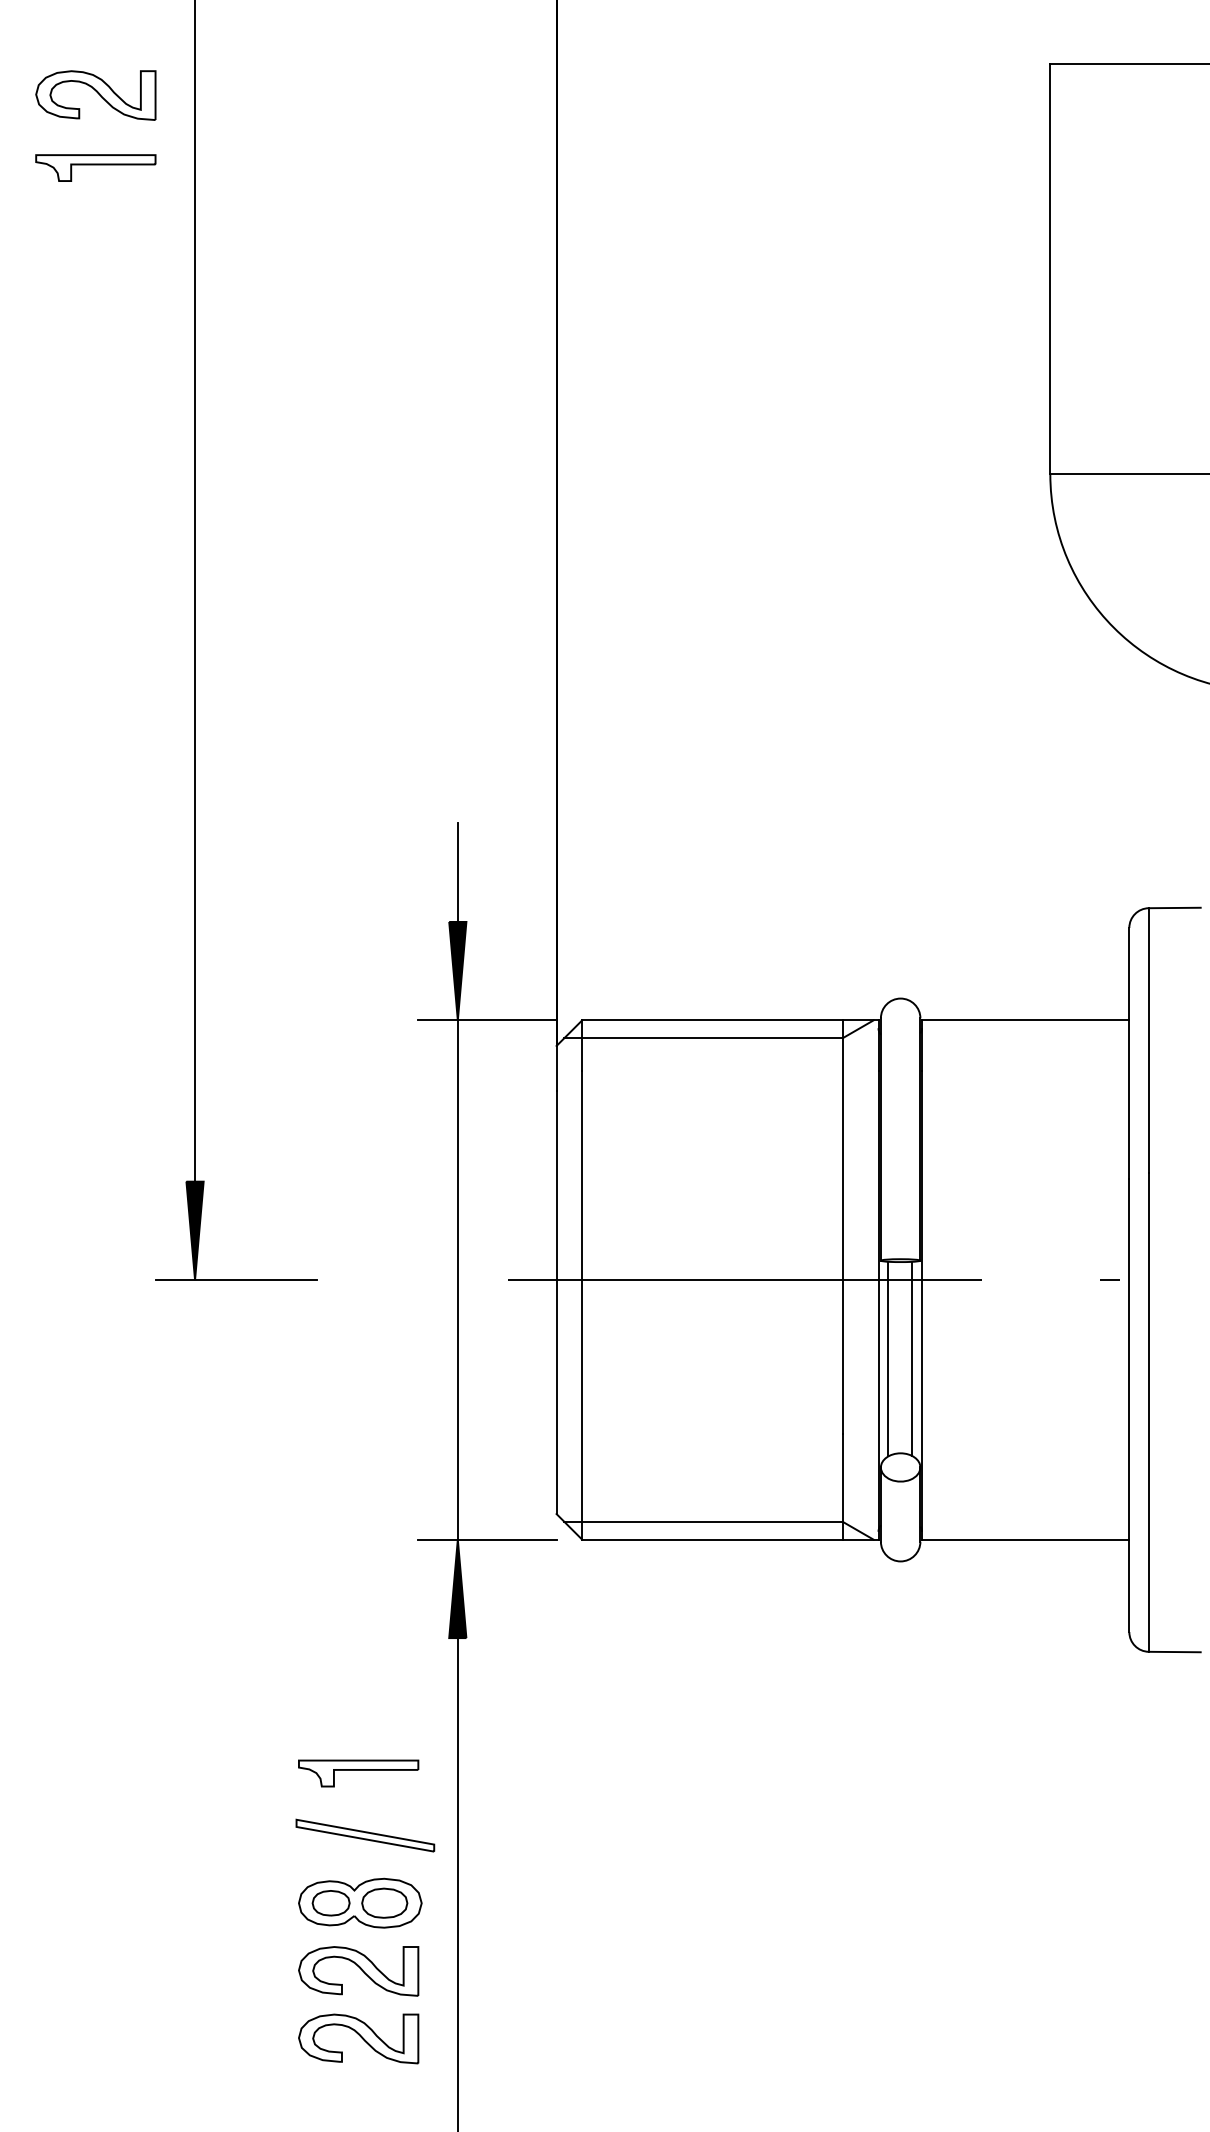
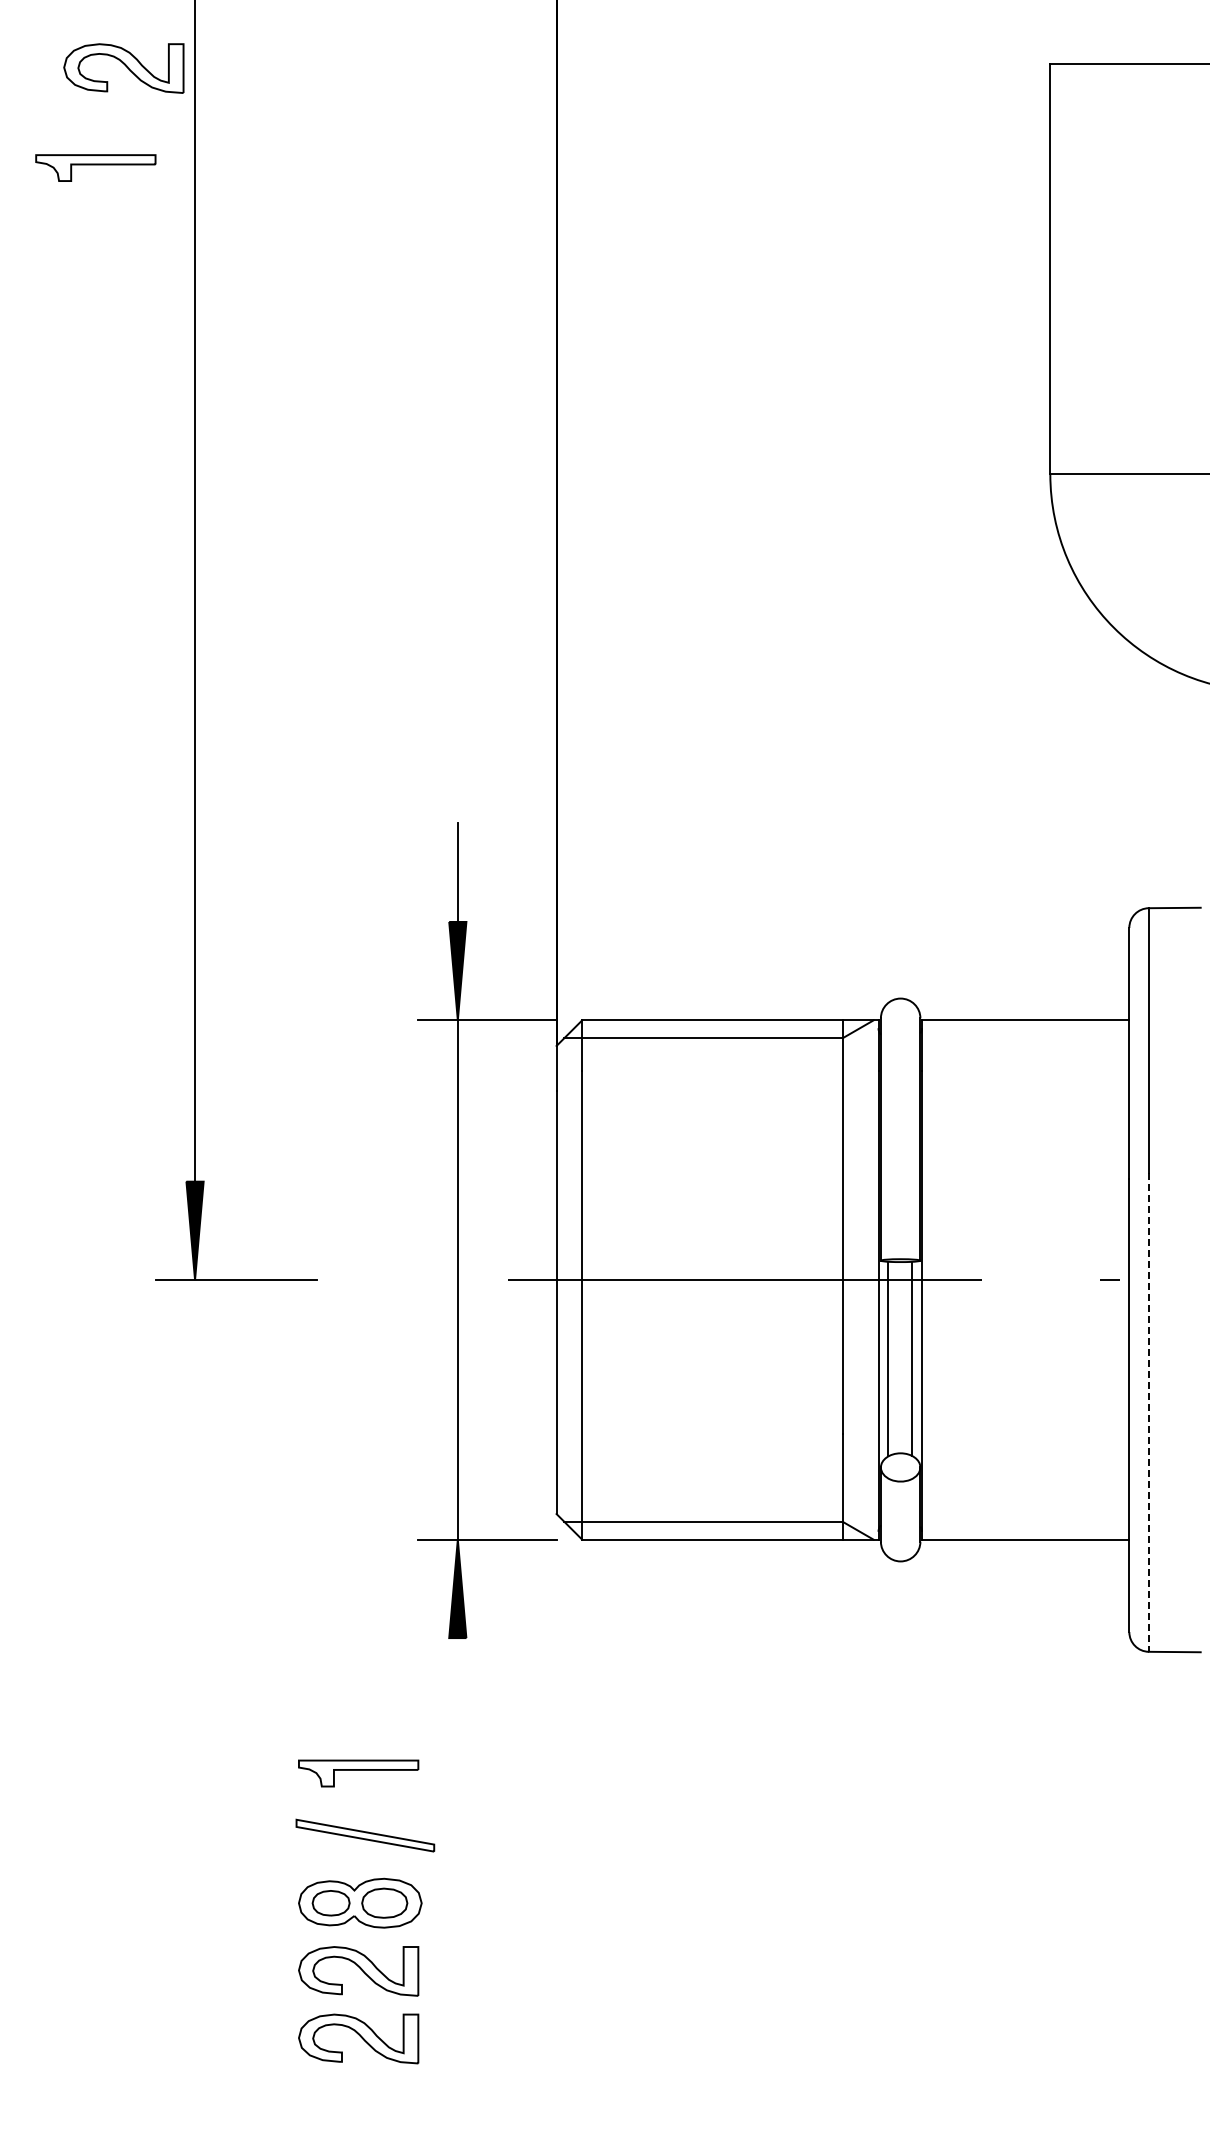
part position: (95, 95) -> (123, 68) (123, 68)
line: solid -> dashed (1148, 1412)
line: present -> none (457, 1883)
